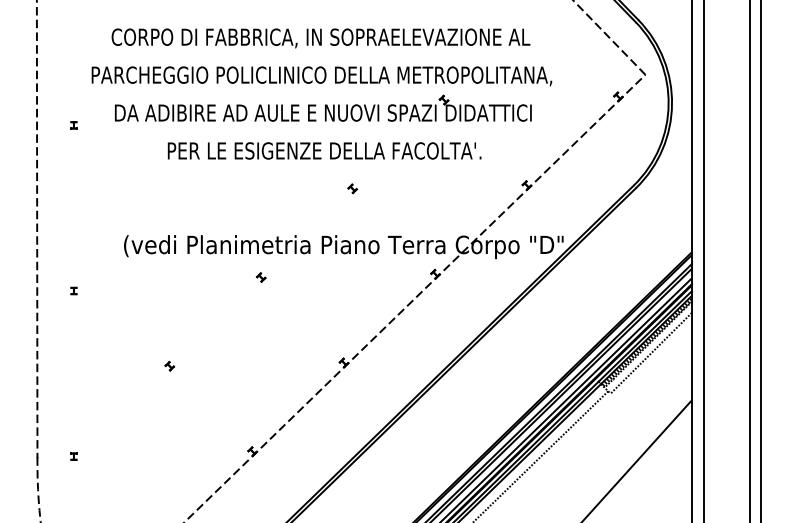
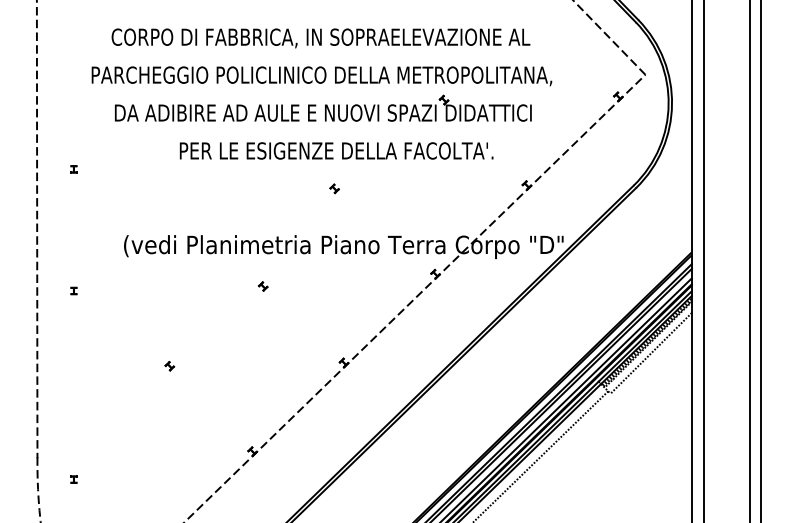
part position: (73, 125) -> (73, 169) (73, 169)
text position: (324, 150) -> (336, 150) (336, 150)
part position: (352, 188) -> (334, 188) (334, 188)
part position: (261, 277) -> (263, 286) (263, 286)
part position: (73, 456) -> (73, 479) (73, 479)
line: present -> none (637, 460)
